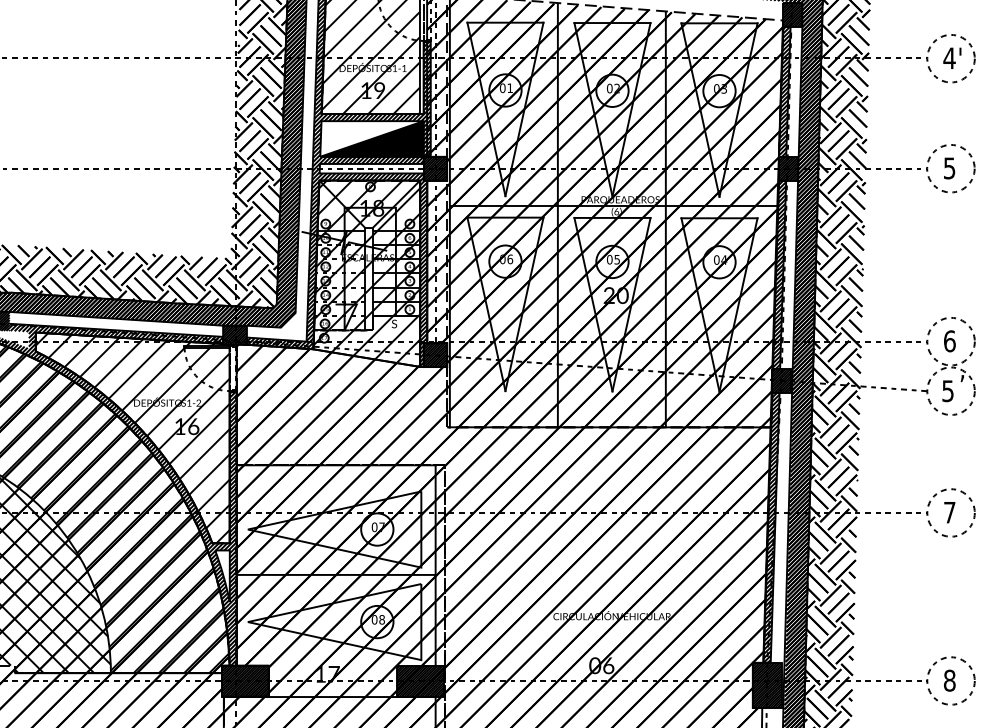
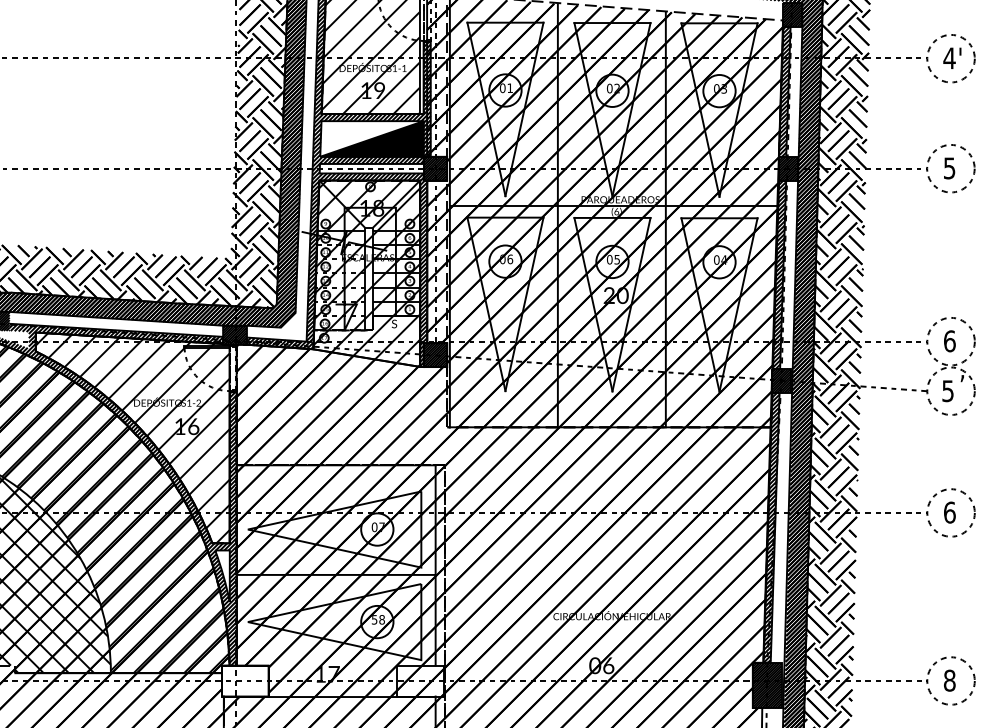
text: 7 -> 6 (949, 512)
text: 08 -> 58 (374, 619)
hatch: present -> none (245, 680)
hatch: present -> none (420, 680)
